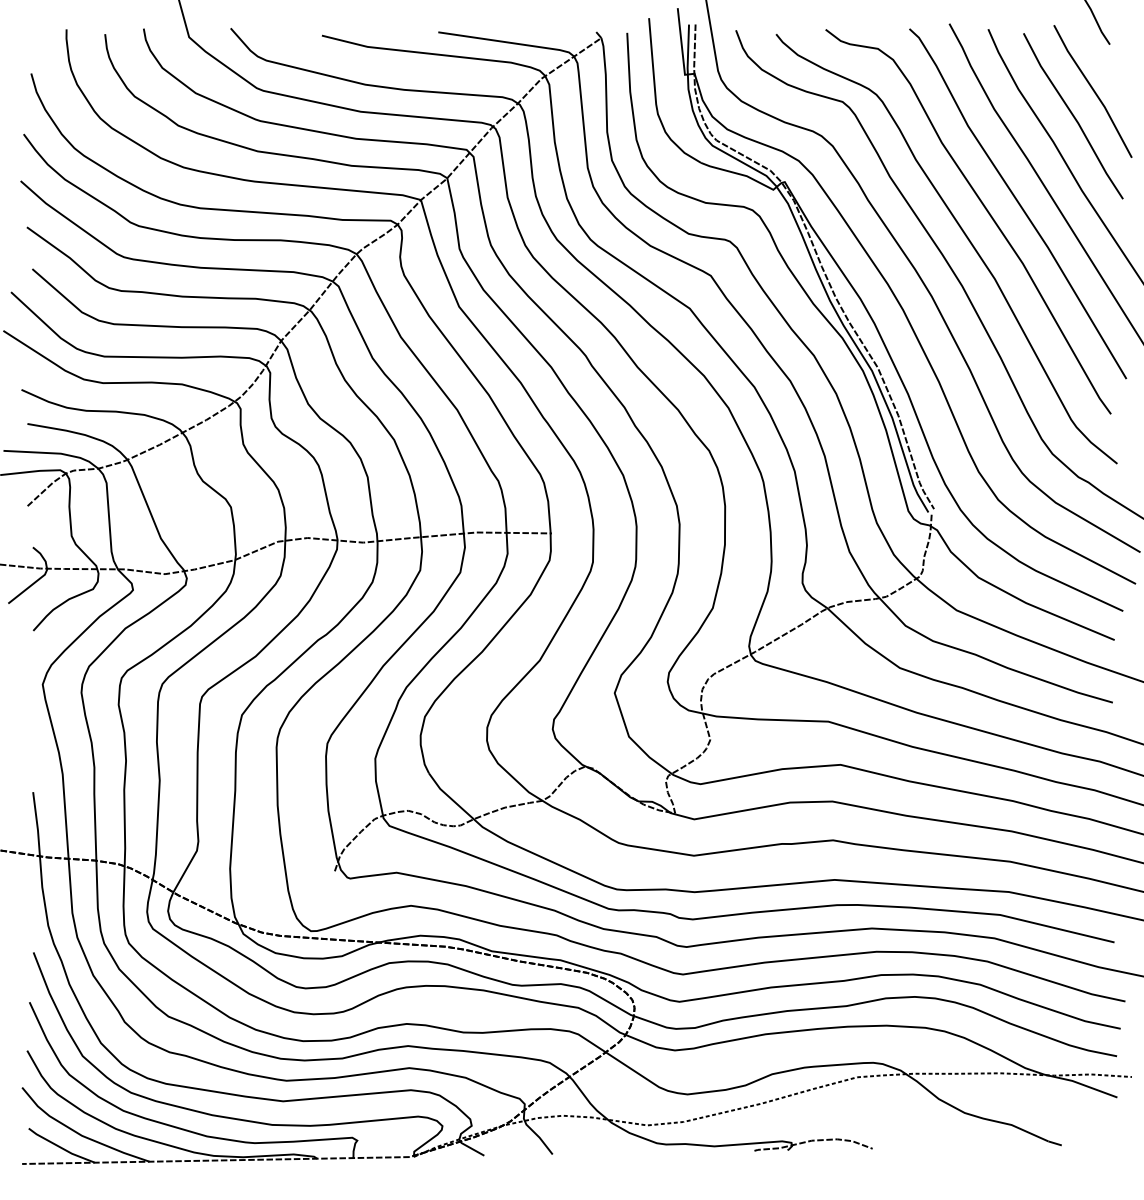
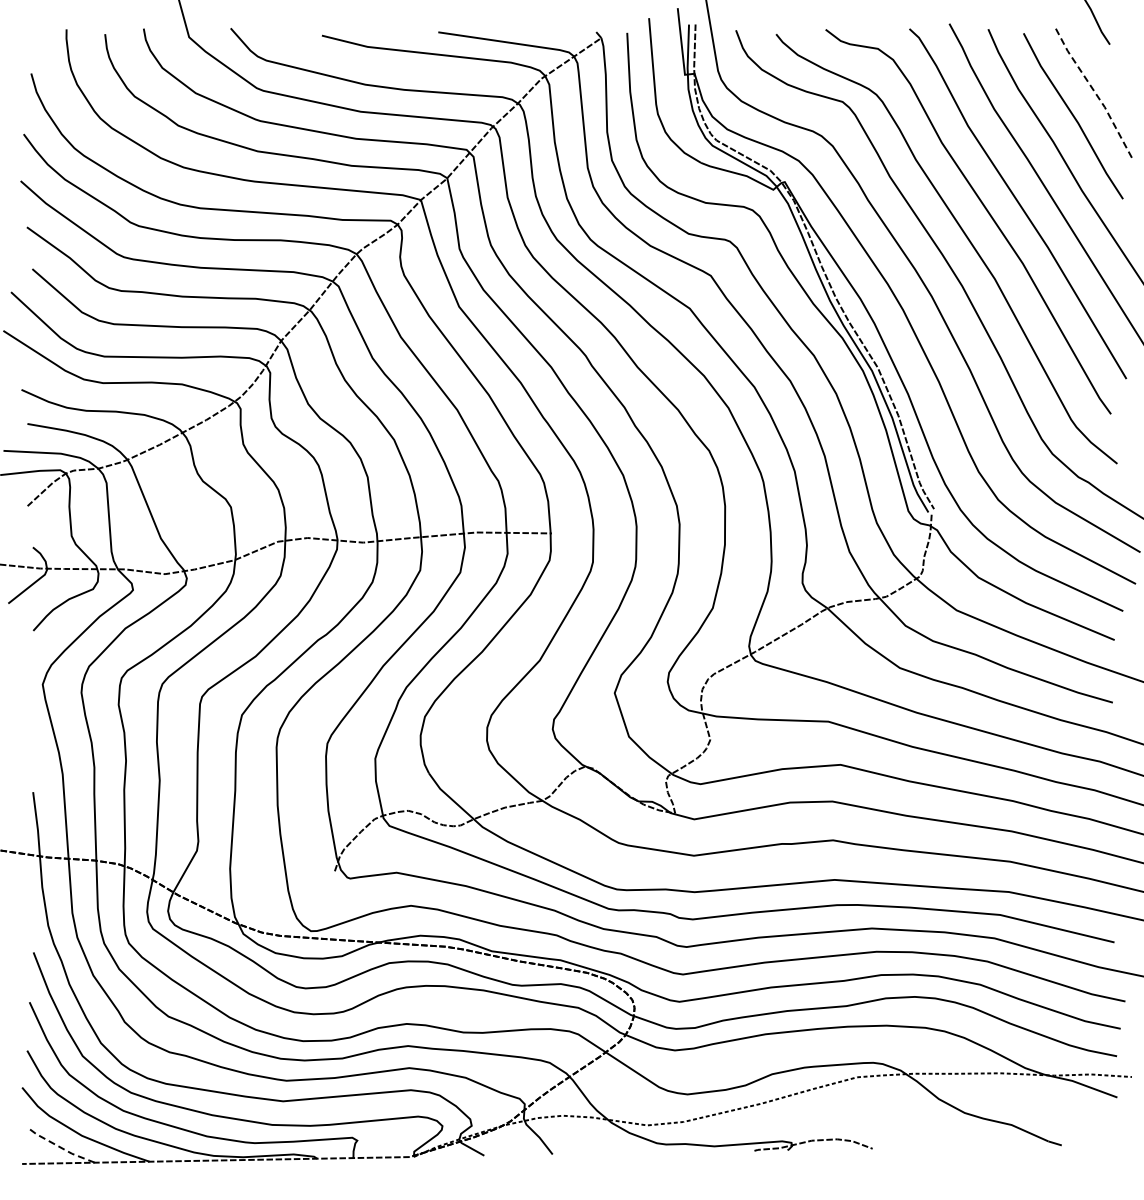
line: solid -> dashed (1093, 90)
line: solid -> dashed (60, 1147)
